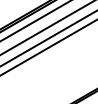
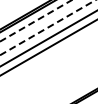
line: solid -> dashed (36, 20)
line: solid -> dashed (48, 27)
